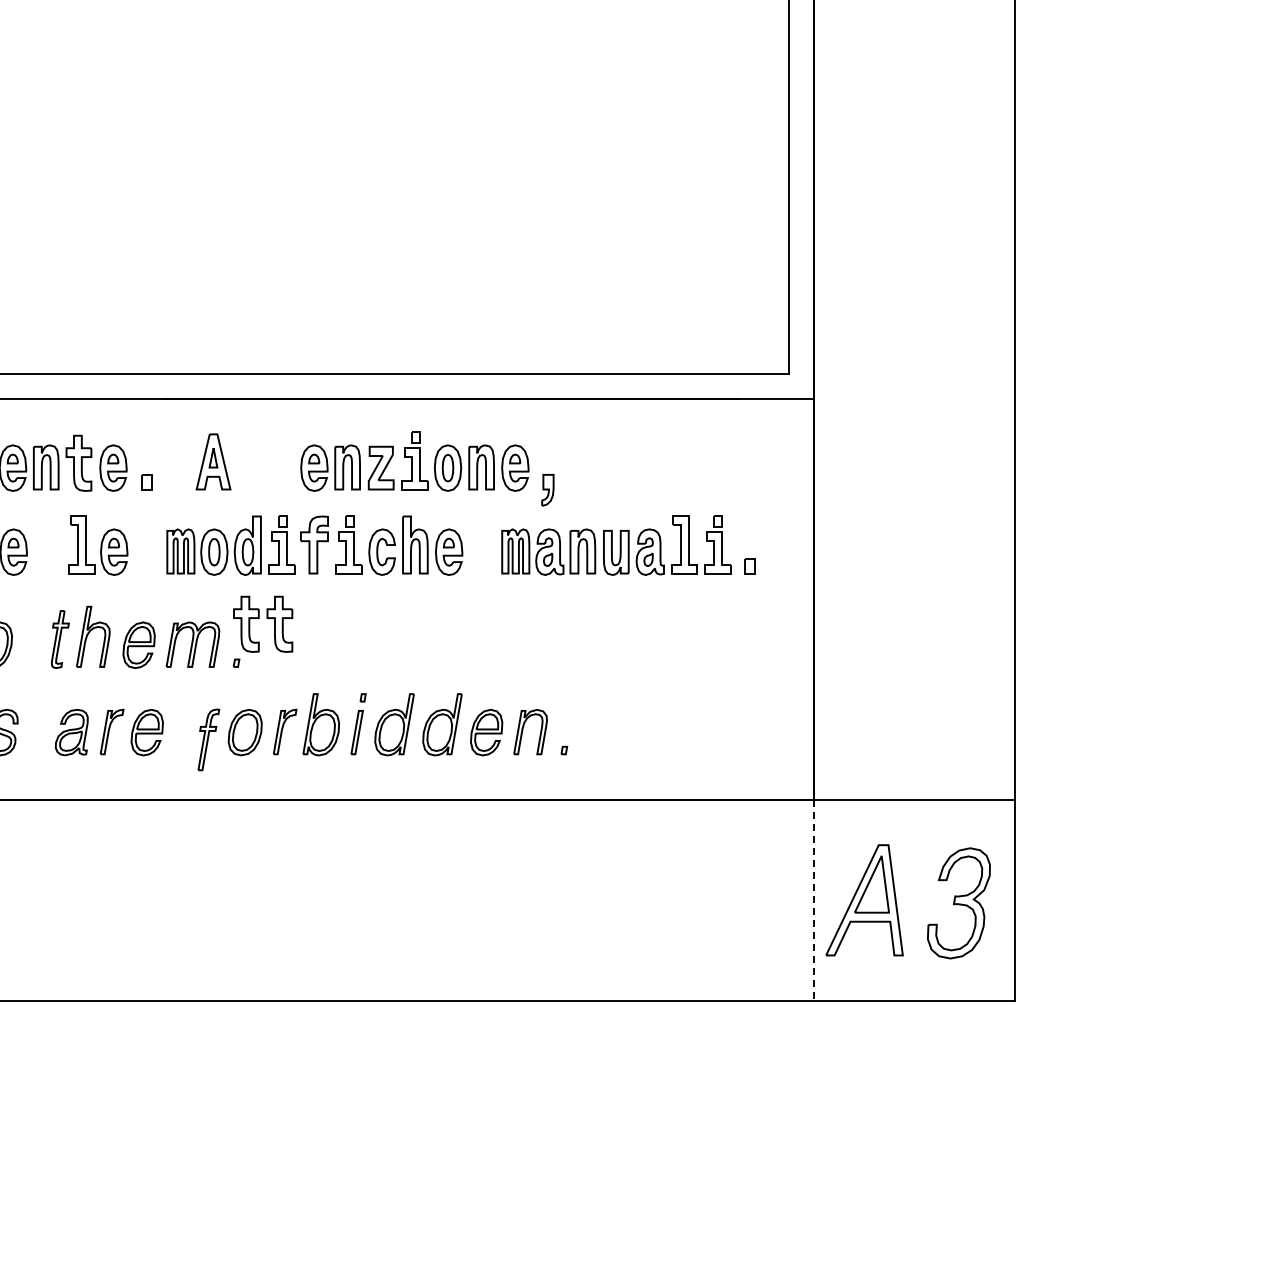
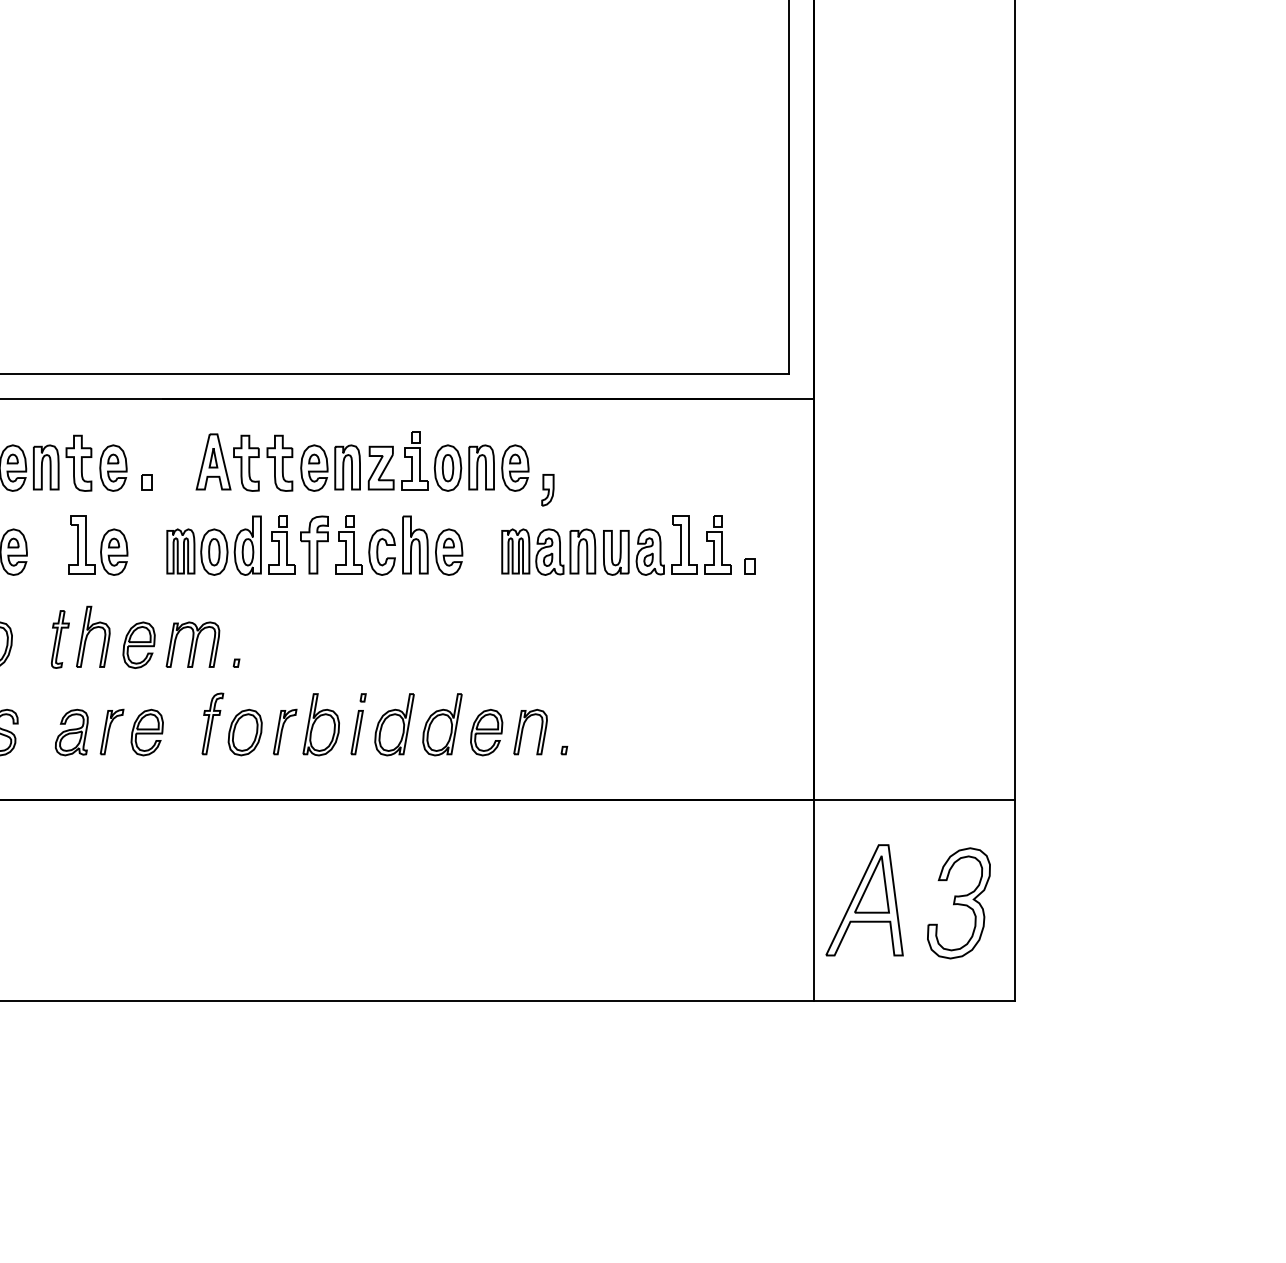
part position: (263, 623) -> (263, 462) (263, 462)
part position: (208, 739) -> (212, 723) (212, 723)
line: dashed -> solid (814, 900)
